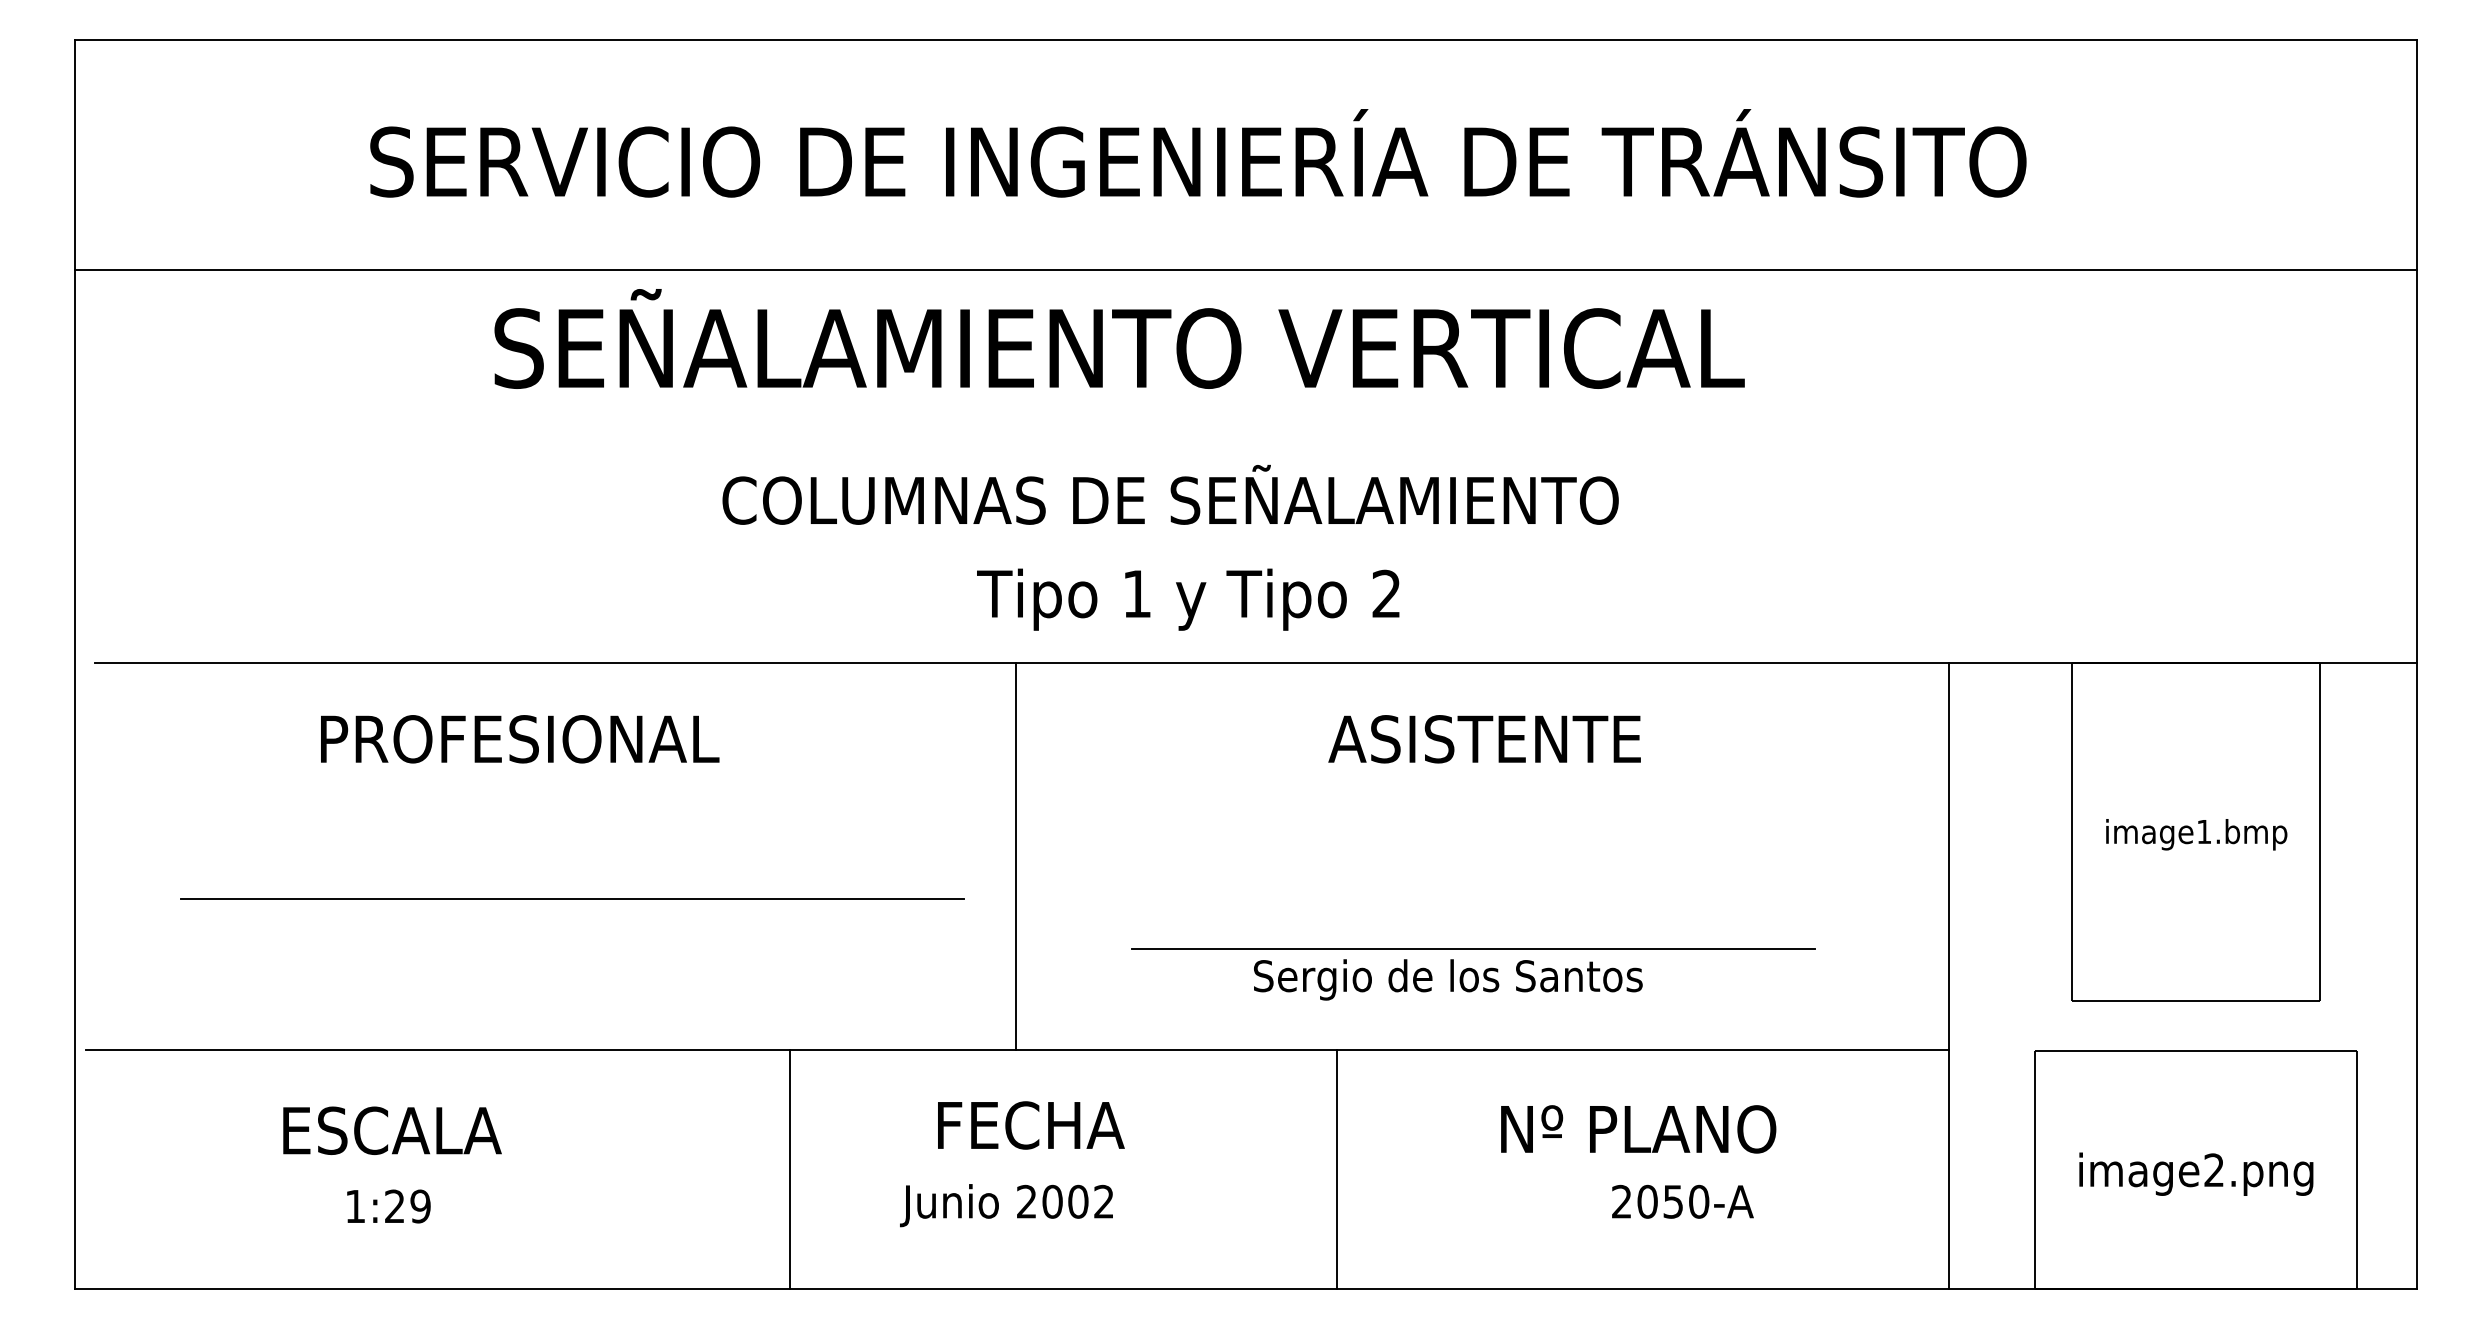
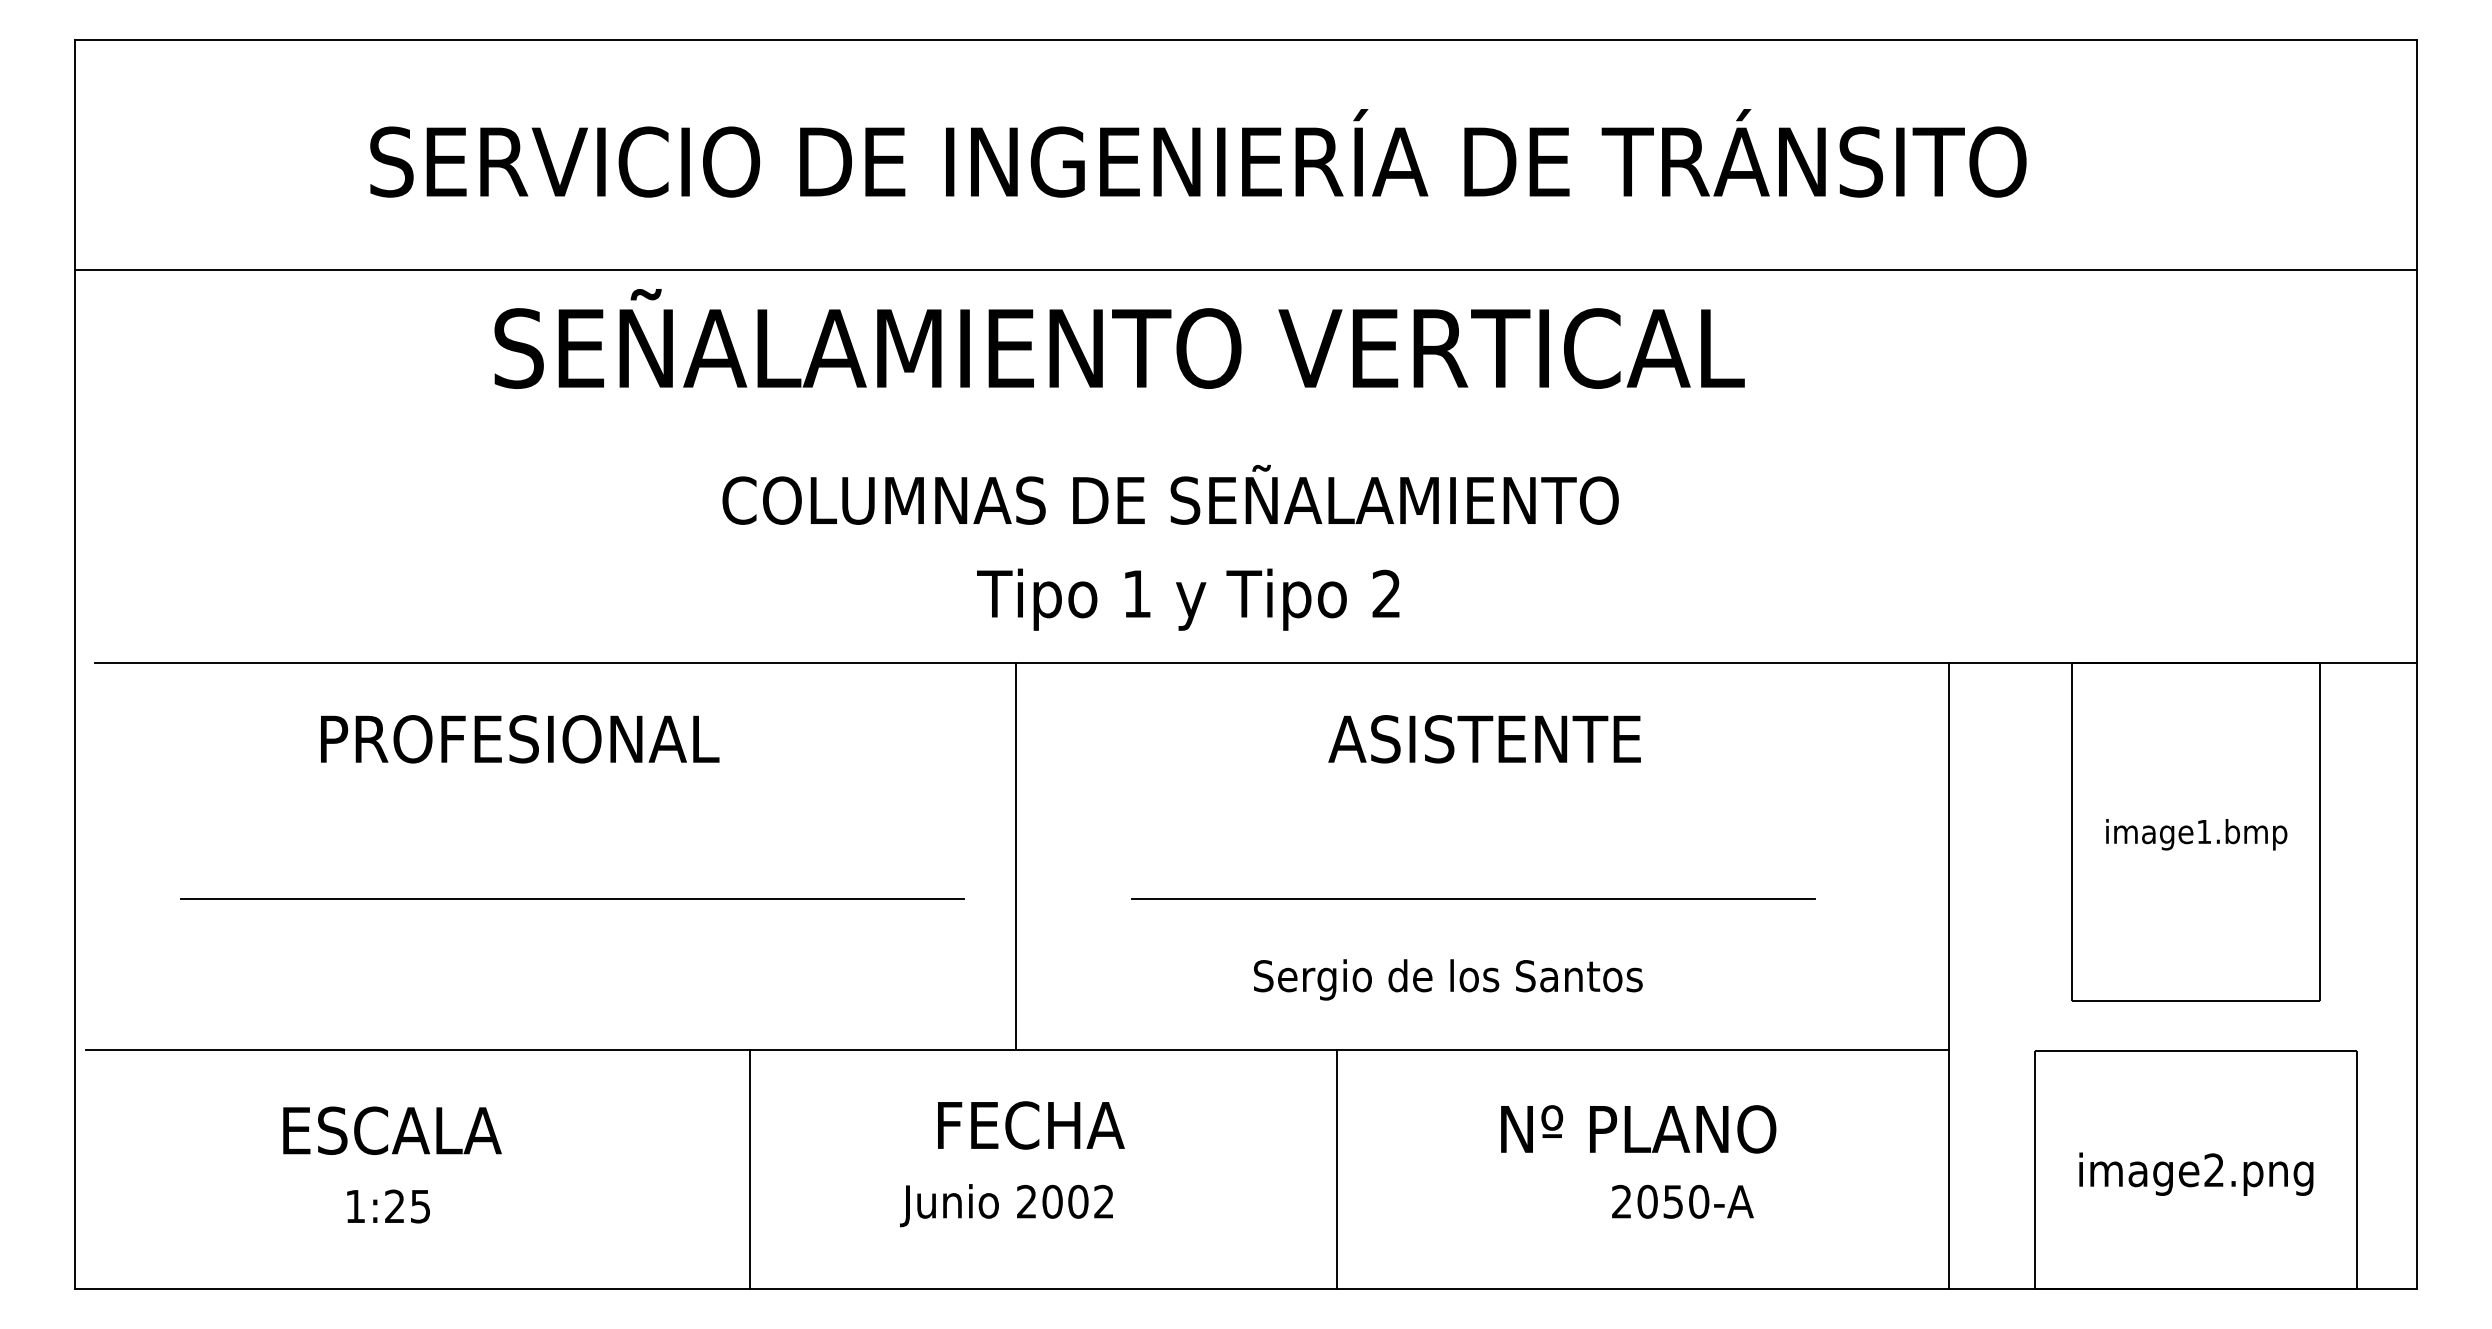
line position: (1473, 948) -> (1473, 898) (1473, 898)
line position: (790, 1169) -> (750, 1169) (750, 1169)
text: 1:29 -> 1:25 (420, 1206)
